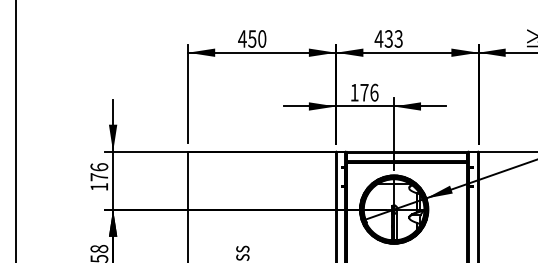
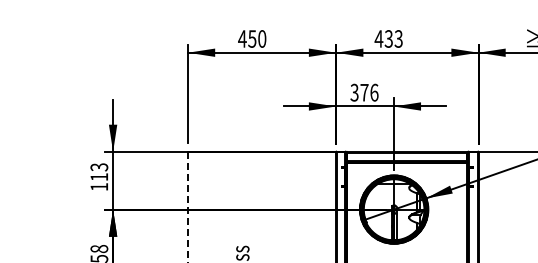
text: 176 -> 376 (354, 92)
line: present -> none (16, 130)
text: 176 -> 113 (99, 172)
line: solid -> dashed (188, 207)
